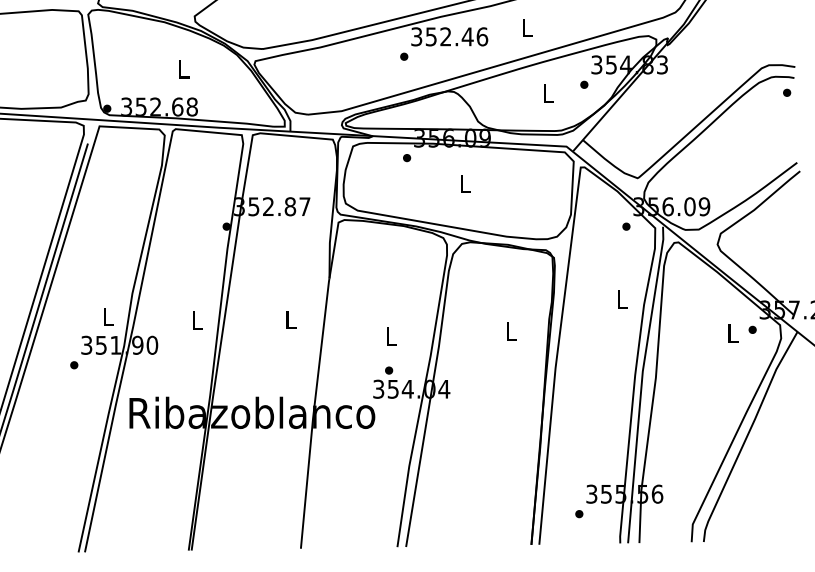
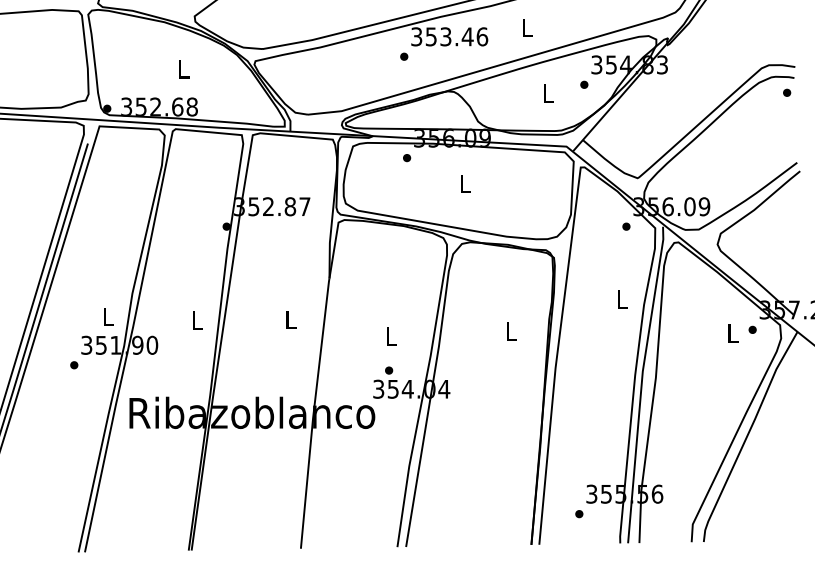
text: 352.46 -> 353.46 (445, 36)
